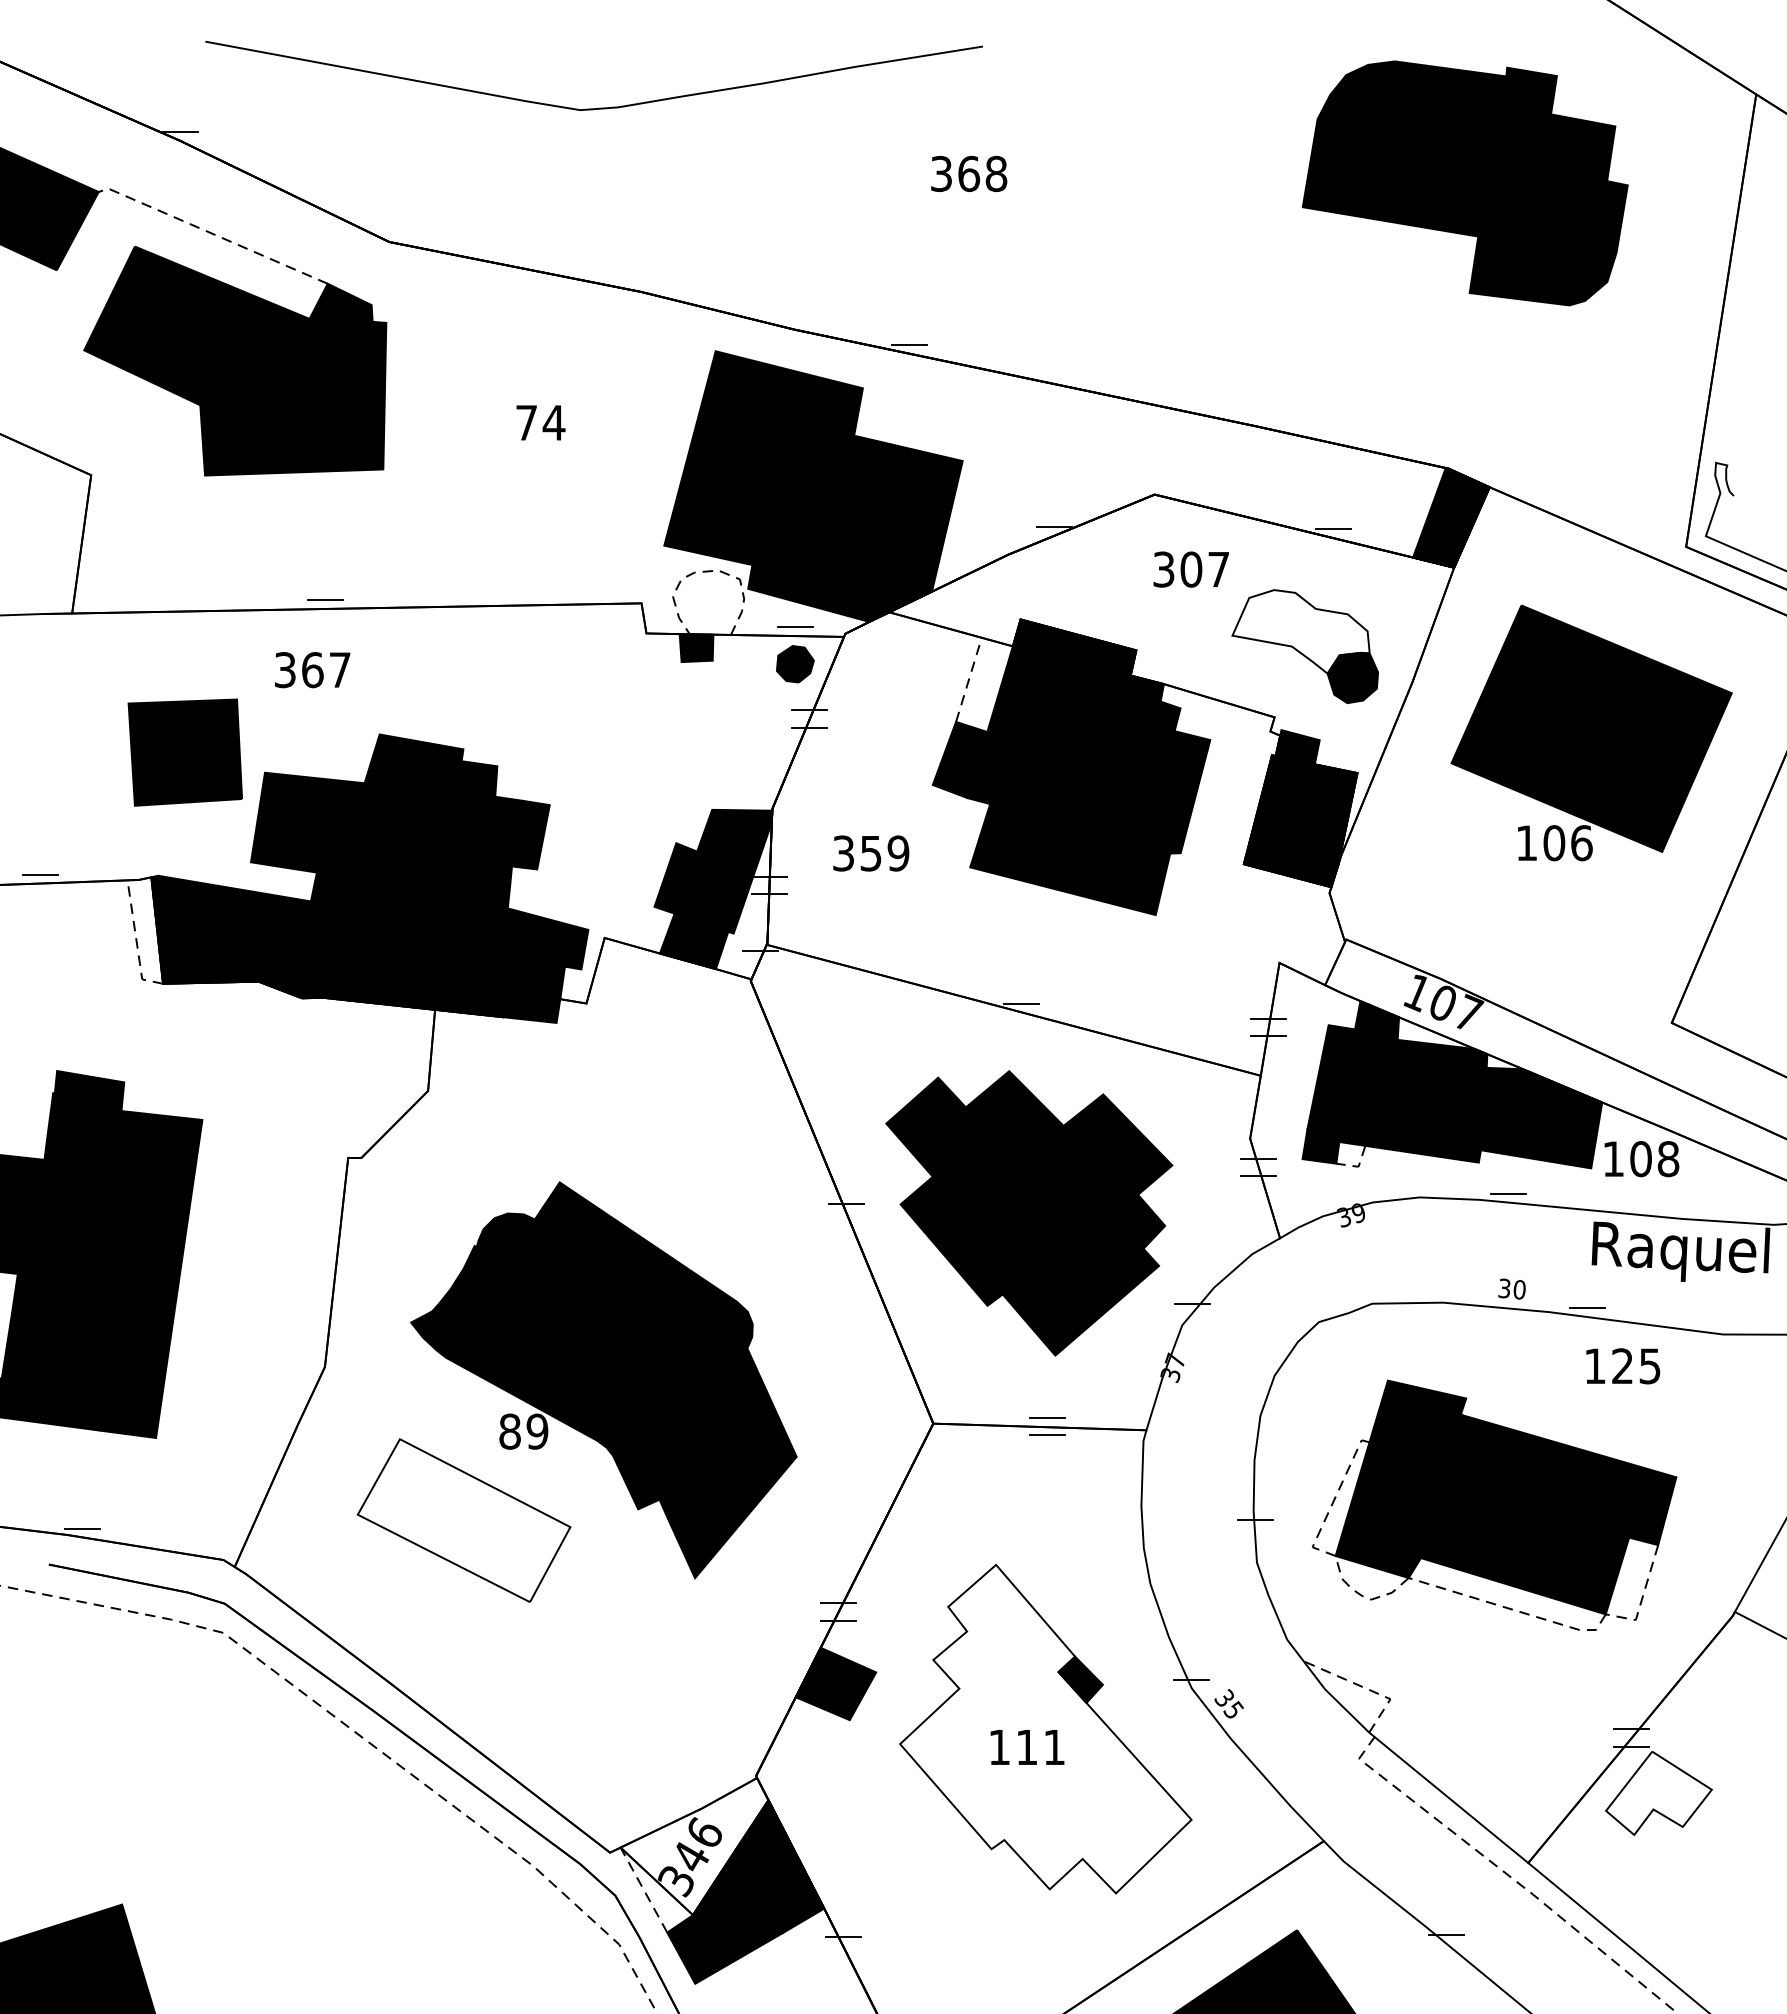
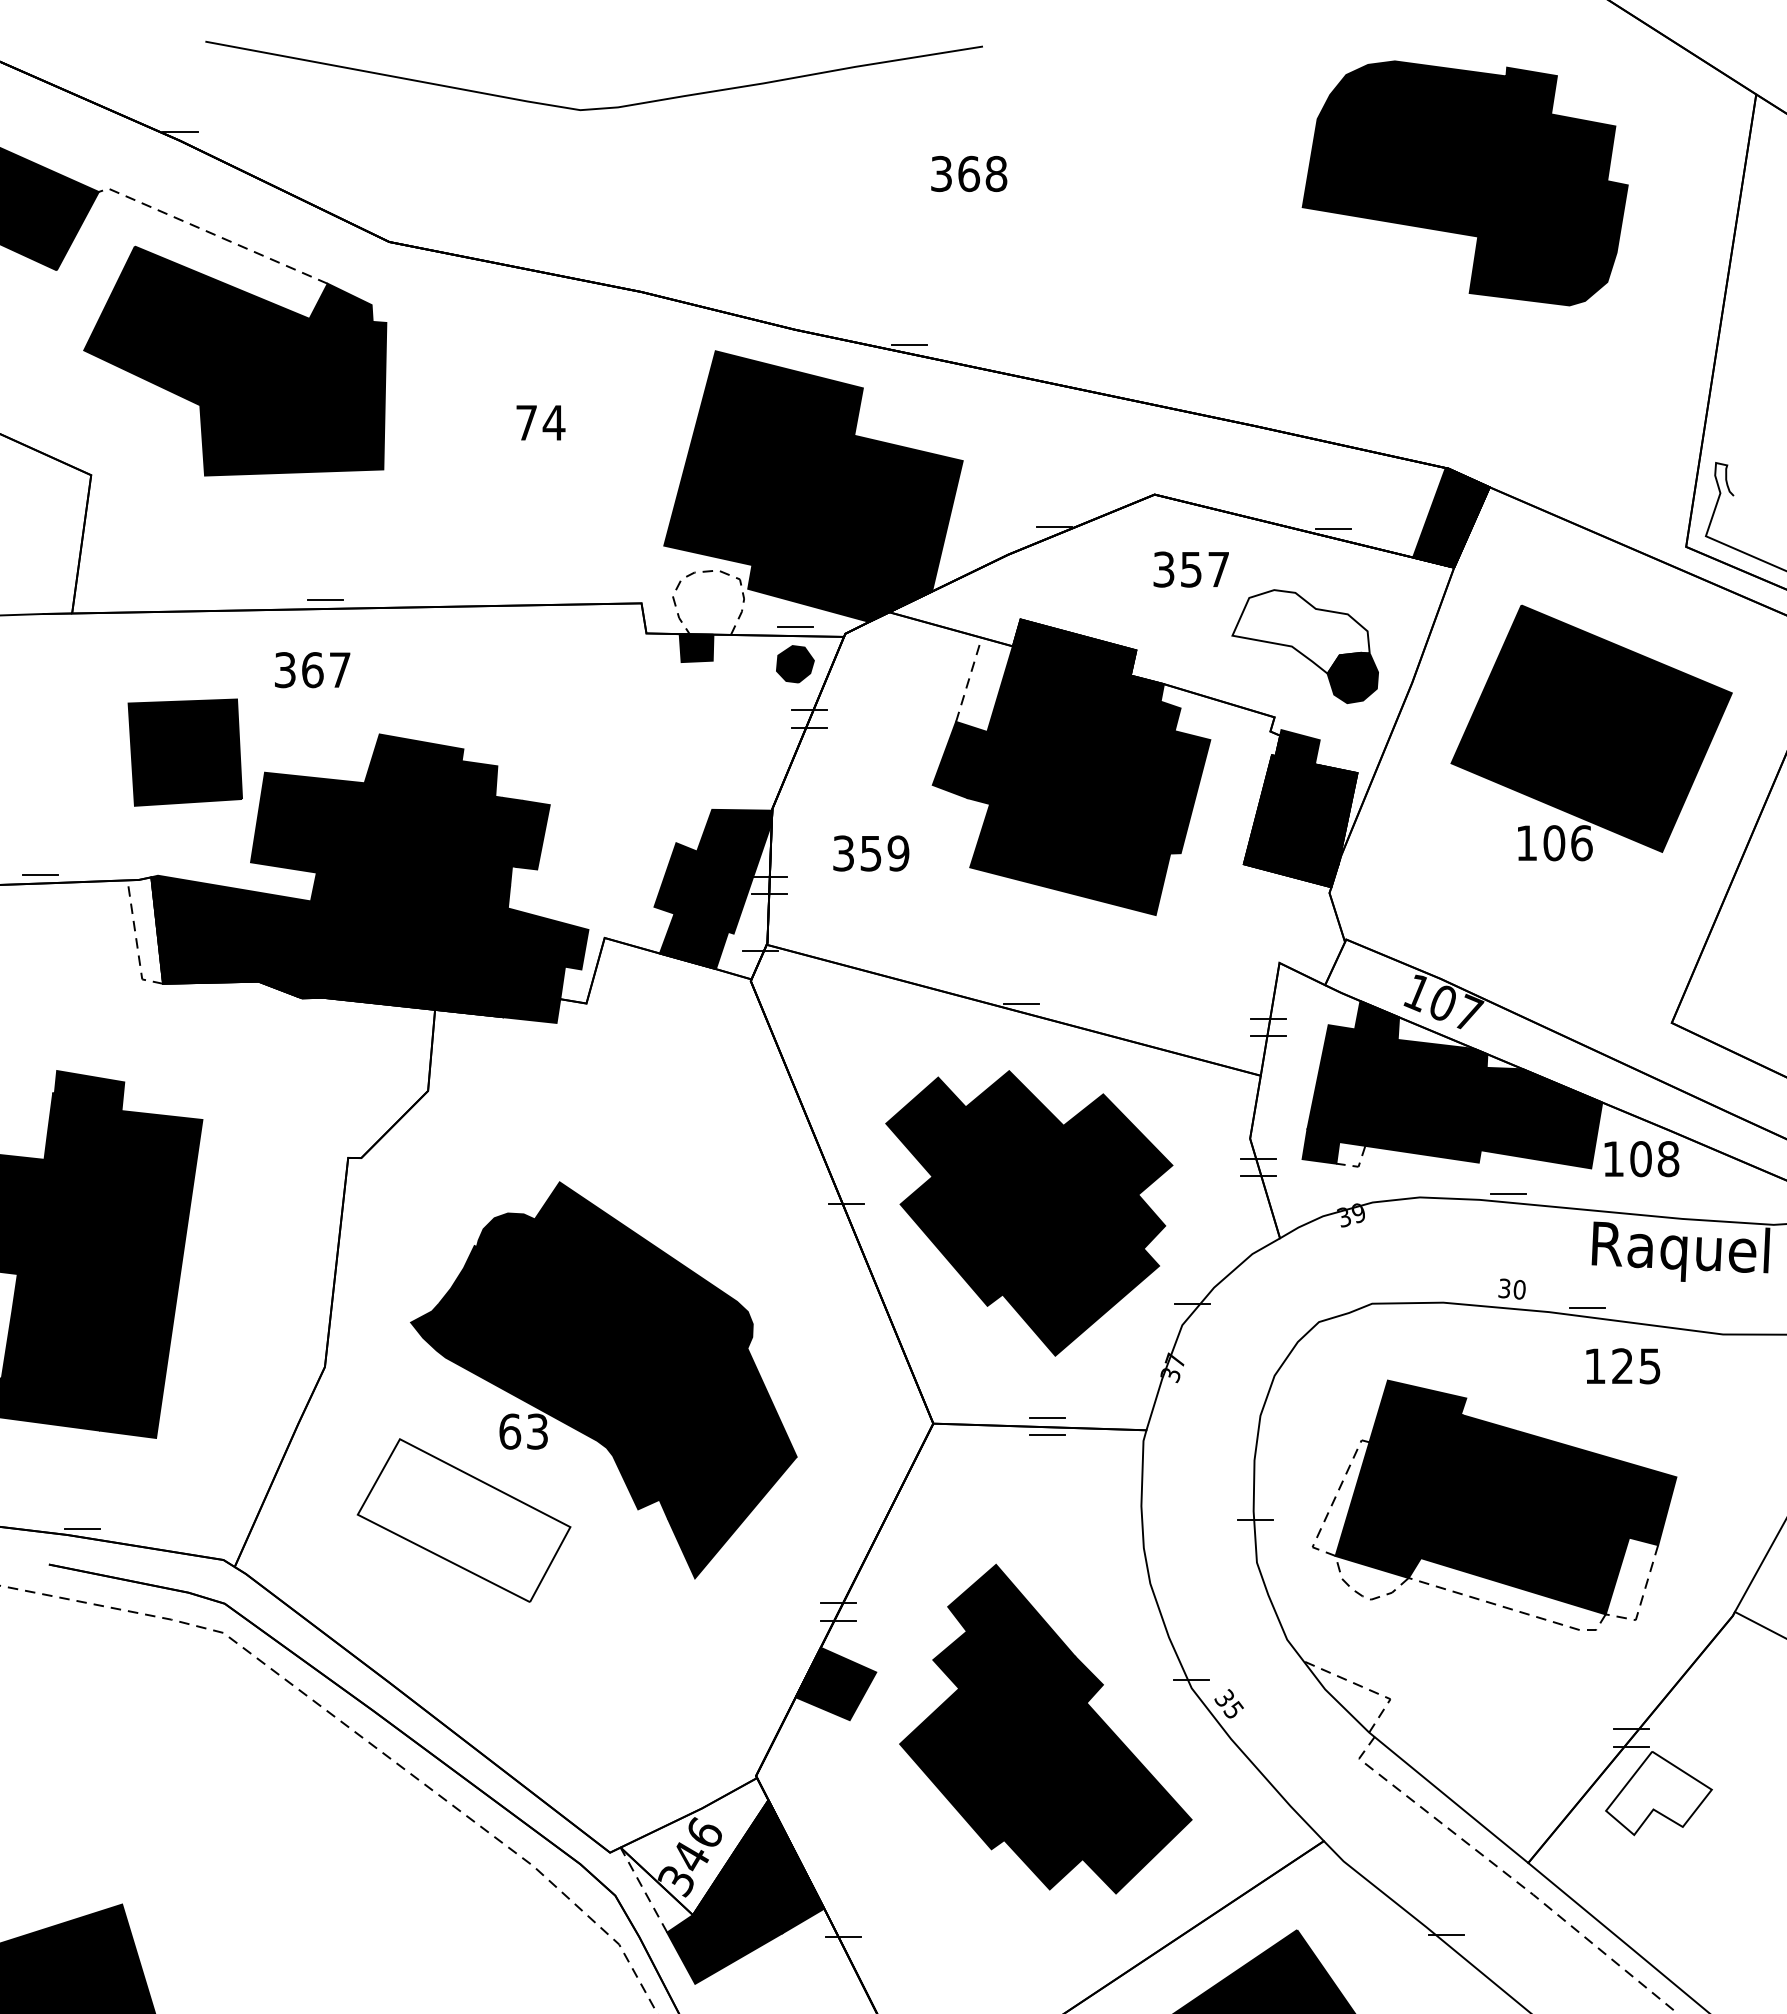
text: 307 -> 357 (1191, 569)
text: 89 -> 63 (523, 1431)
fill: none -> present (1045, 1728)
